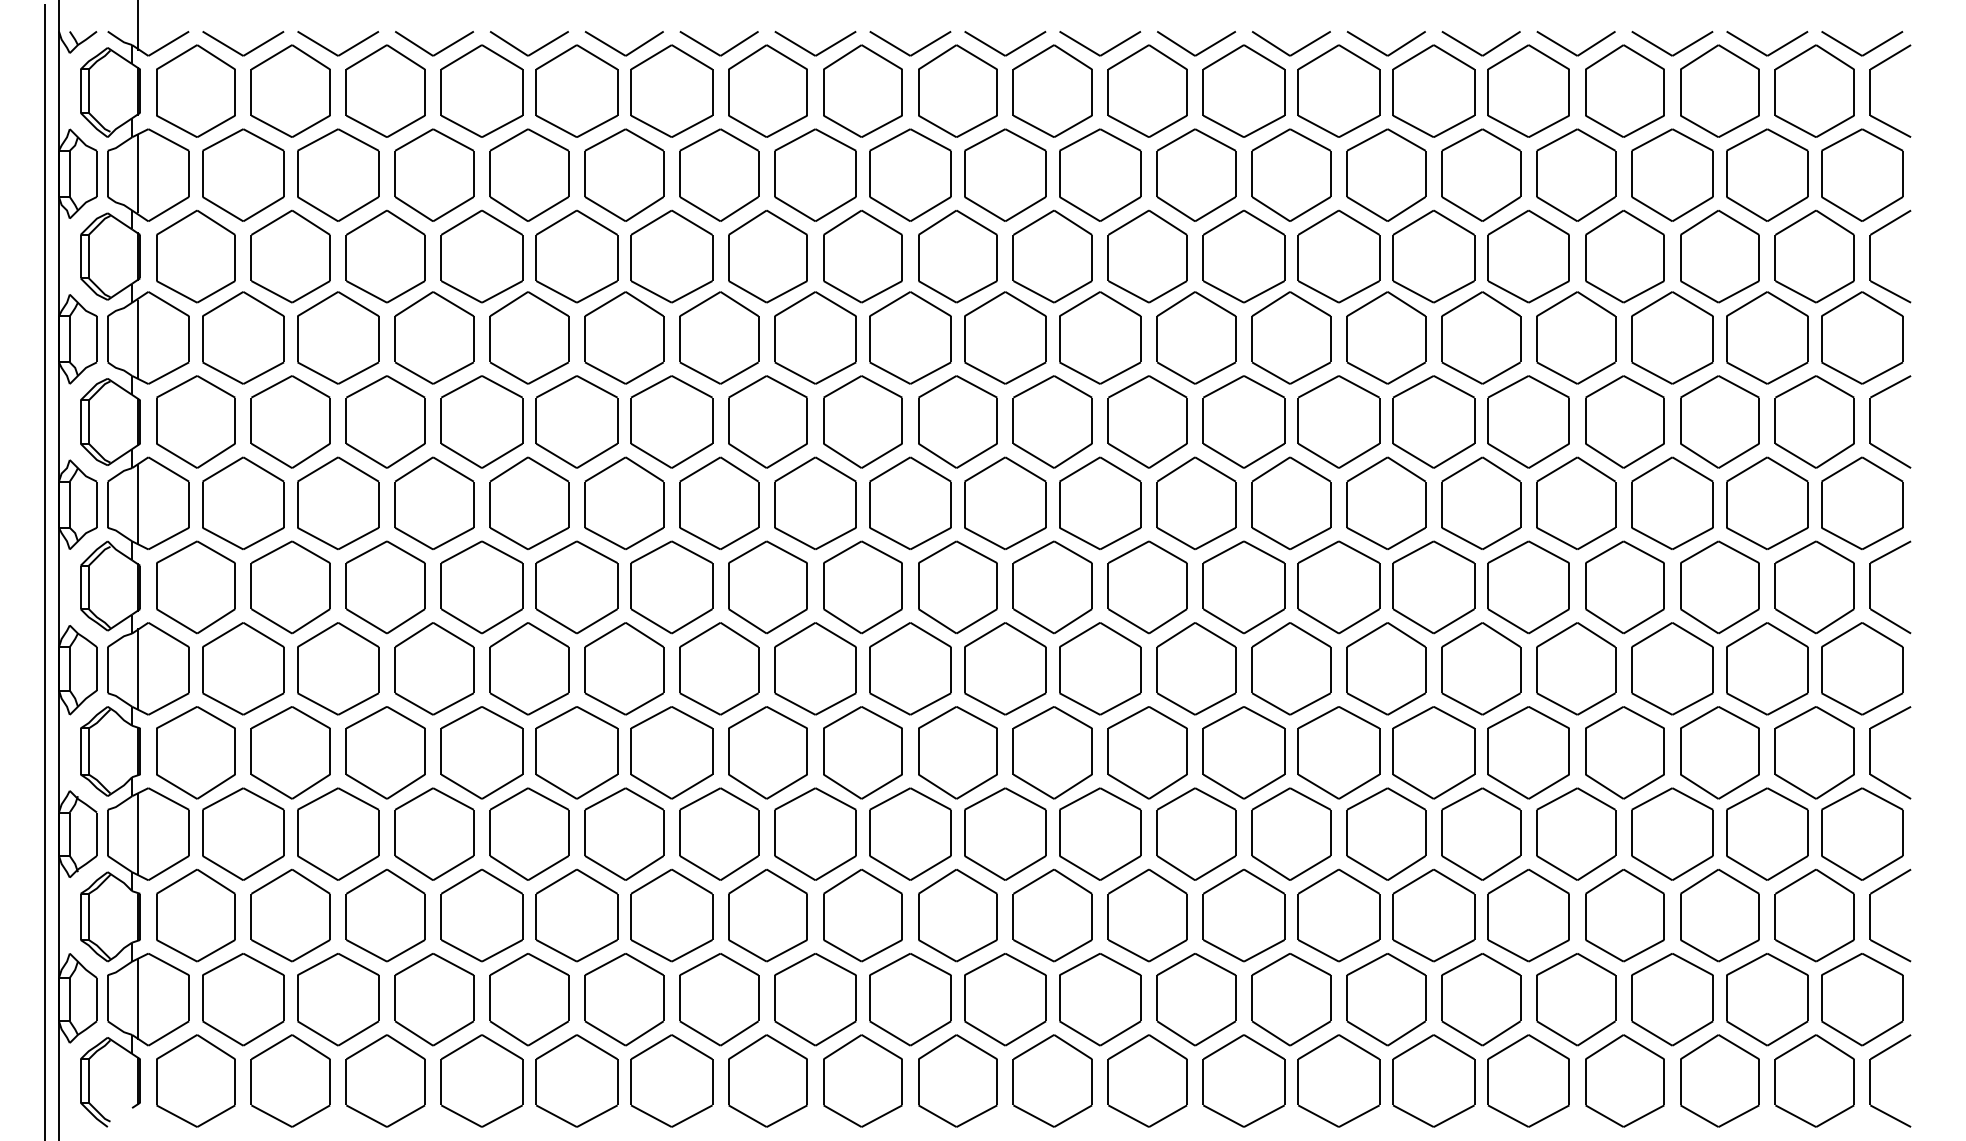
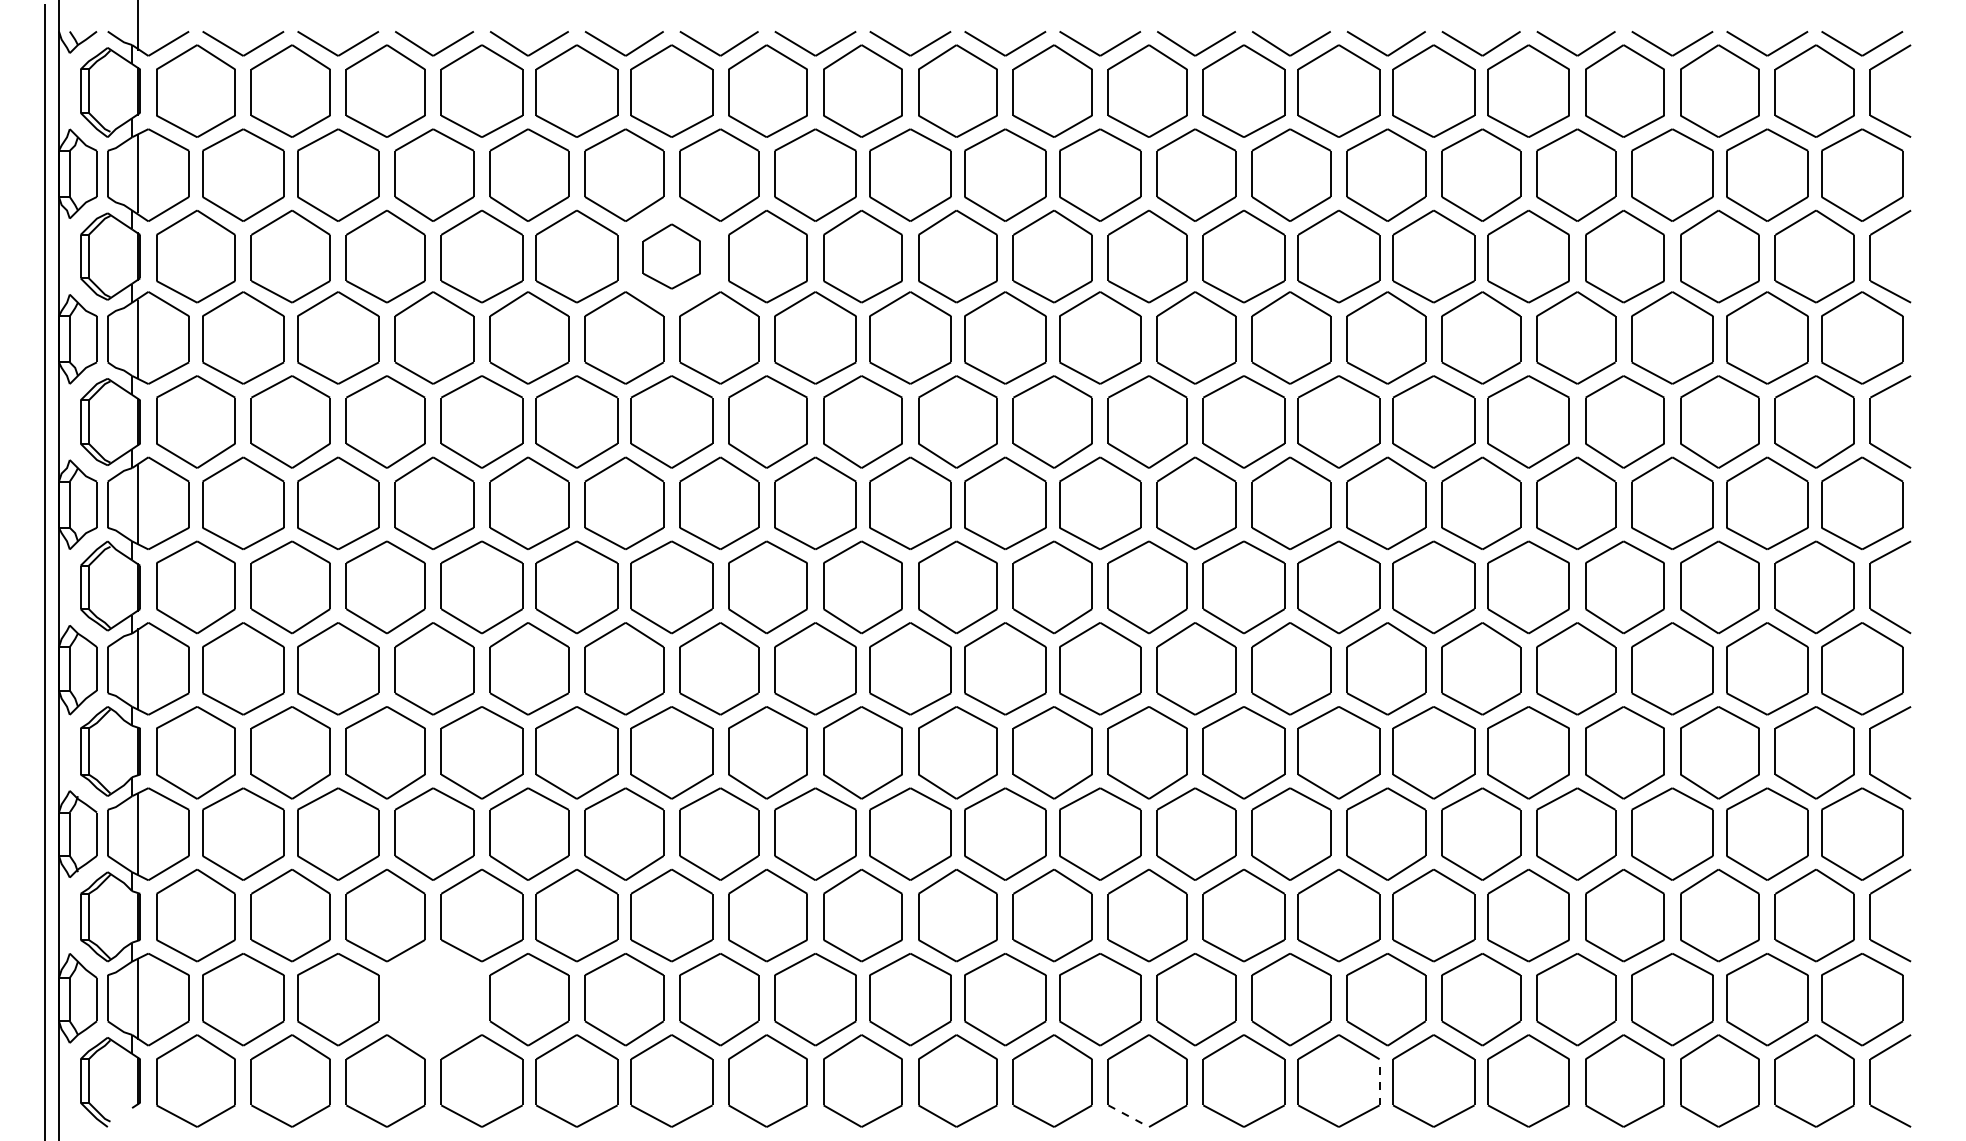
part size: 84x95 px -> 59x67 px (671, 256)
part: present -> none (434, 999)
line: solid -> dashed (1379, 1081)
line: solid -> dashed (1129, 1116)
